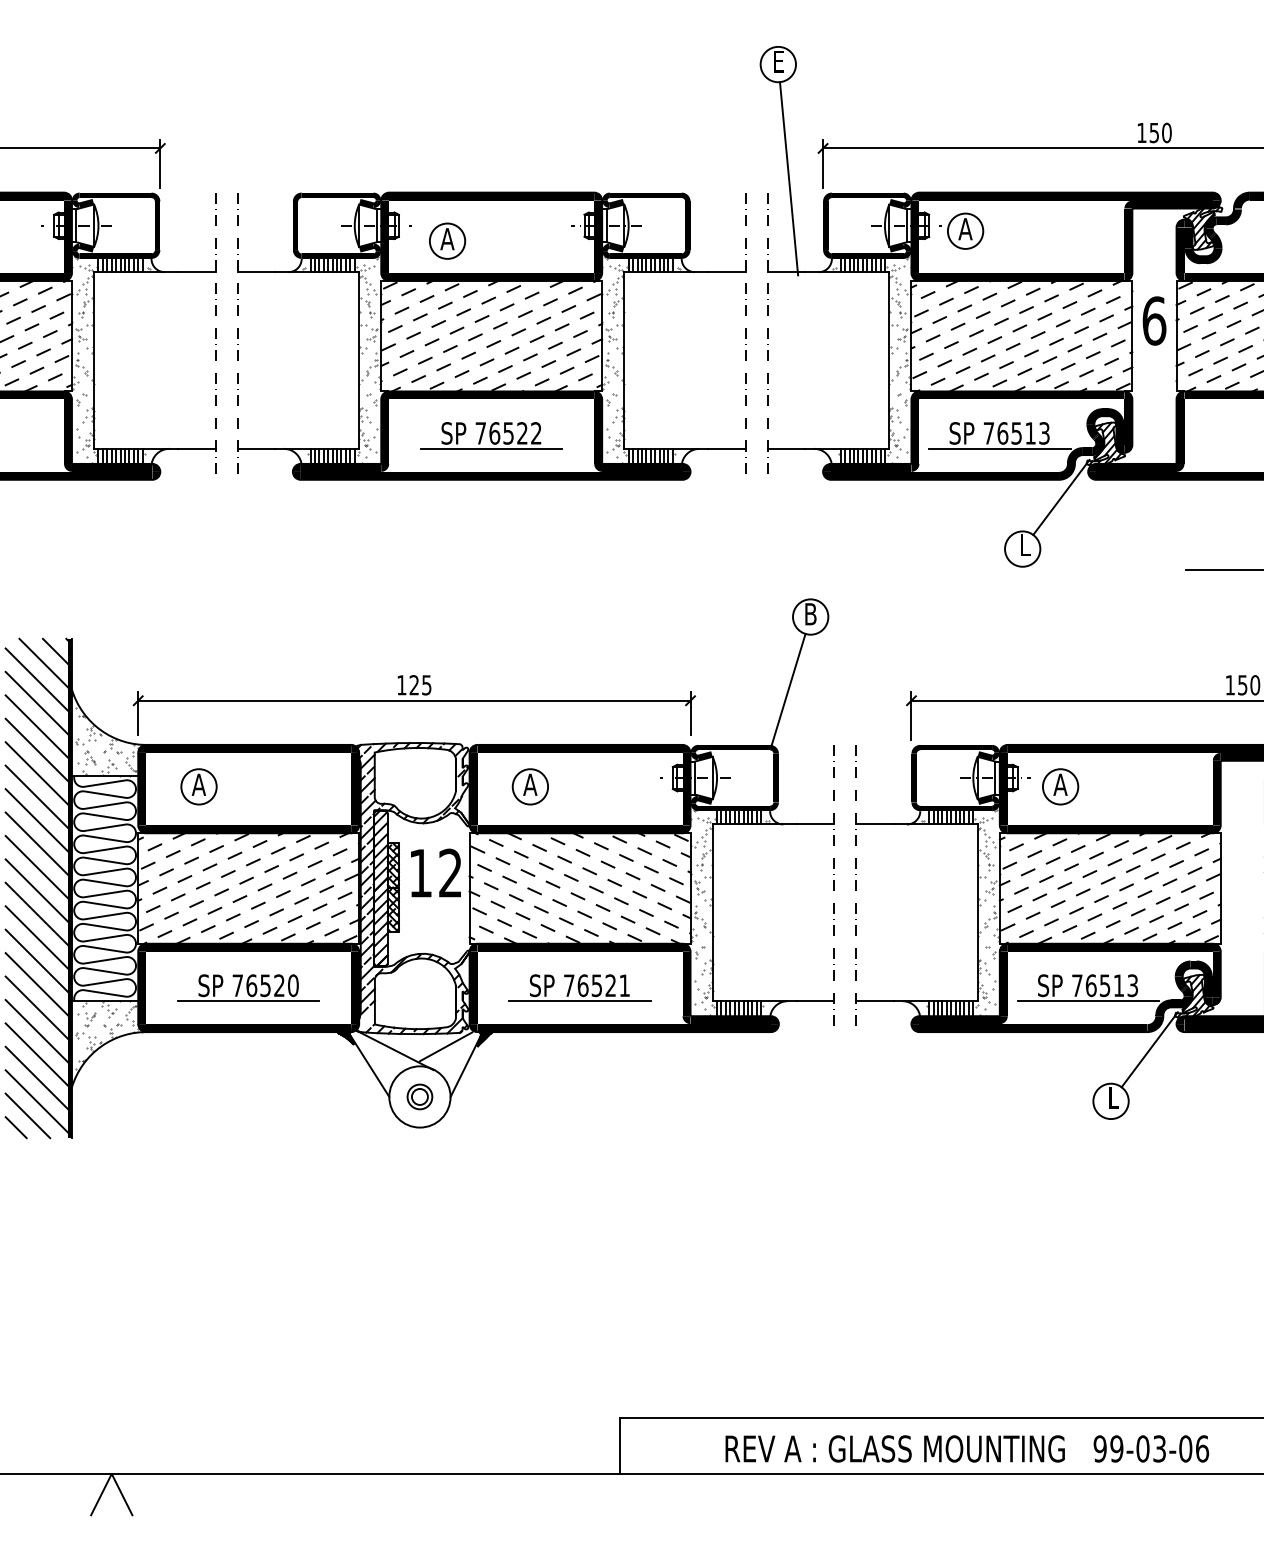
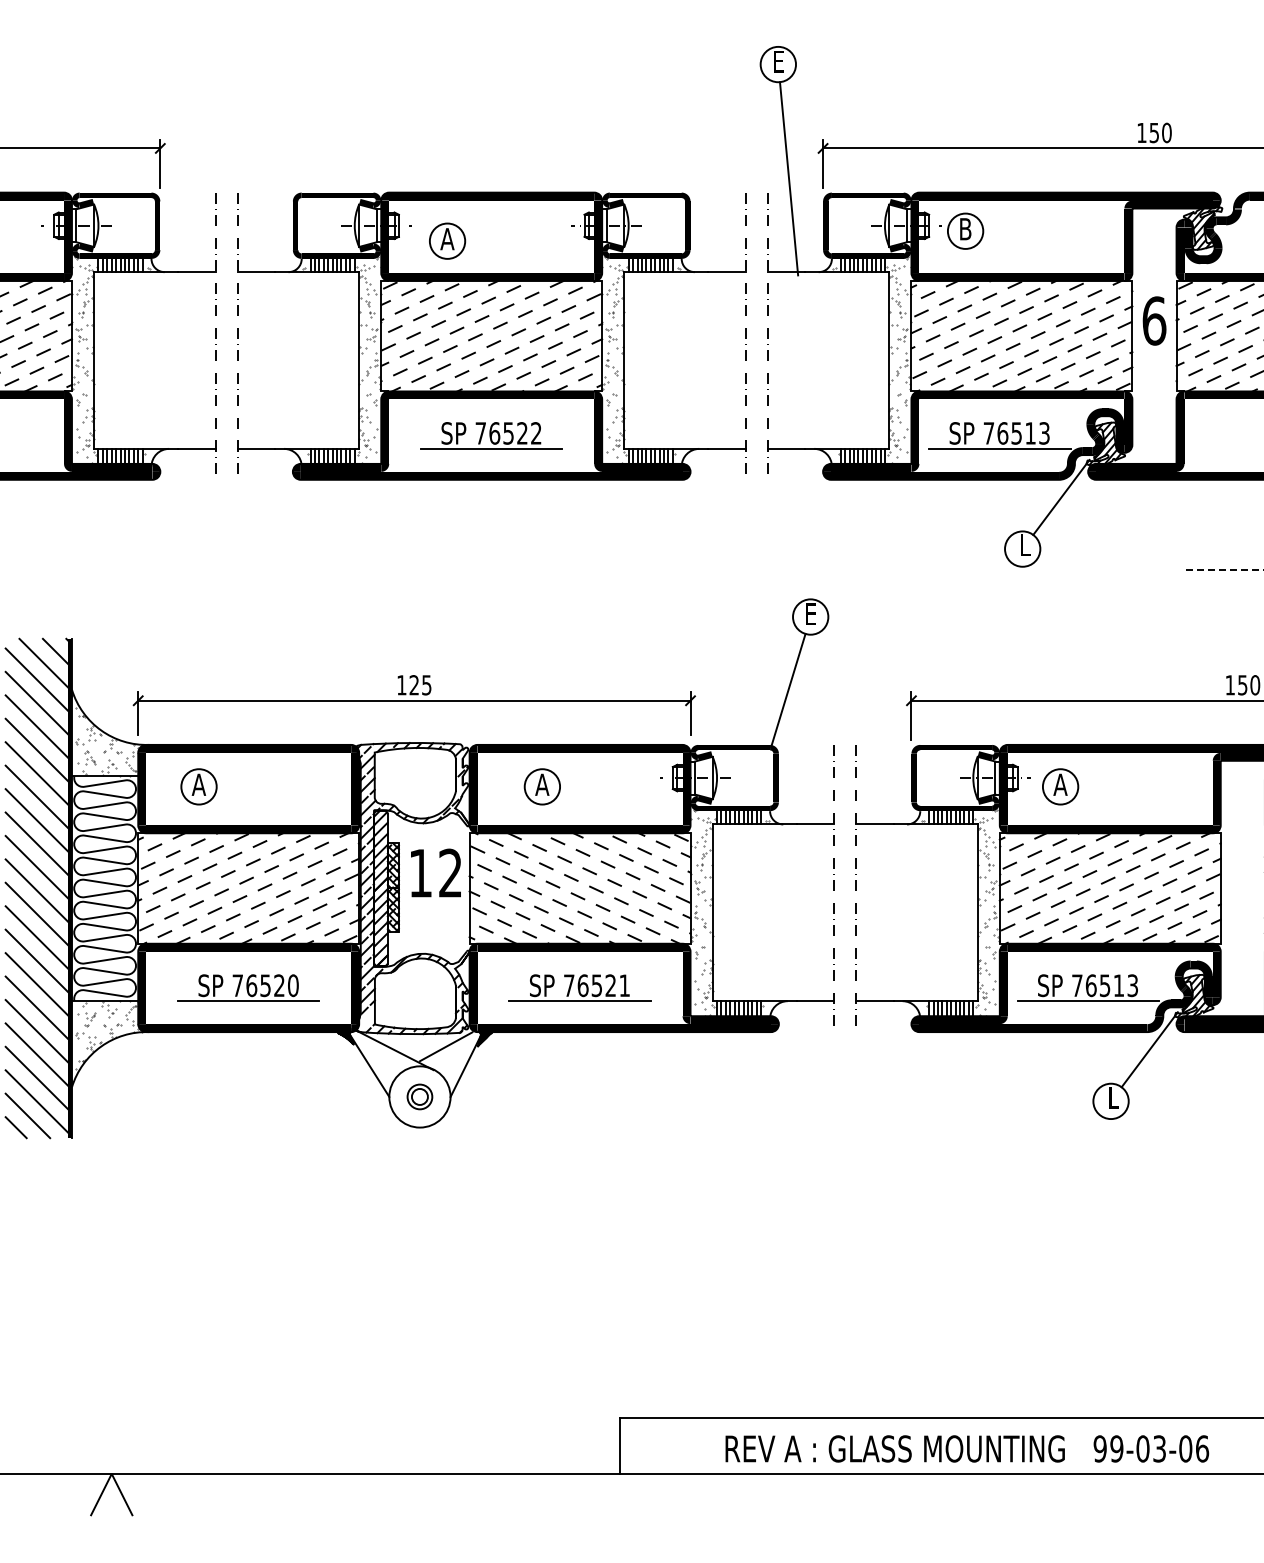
text: A -> B (965, 229)
line: solid -> dashed (1224, 569)
text: B -> E (810, 614)
part position: (529, 786) -> (541, 786) (541, 786)
